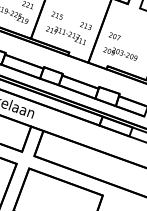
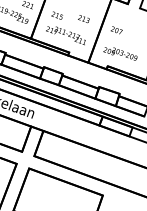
text position: (85, 26) -> (83, 19) (83, 19)
text position: (114, 36) -> (116, 30) (116, 30)
